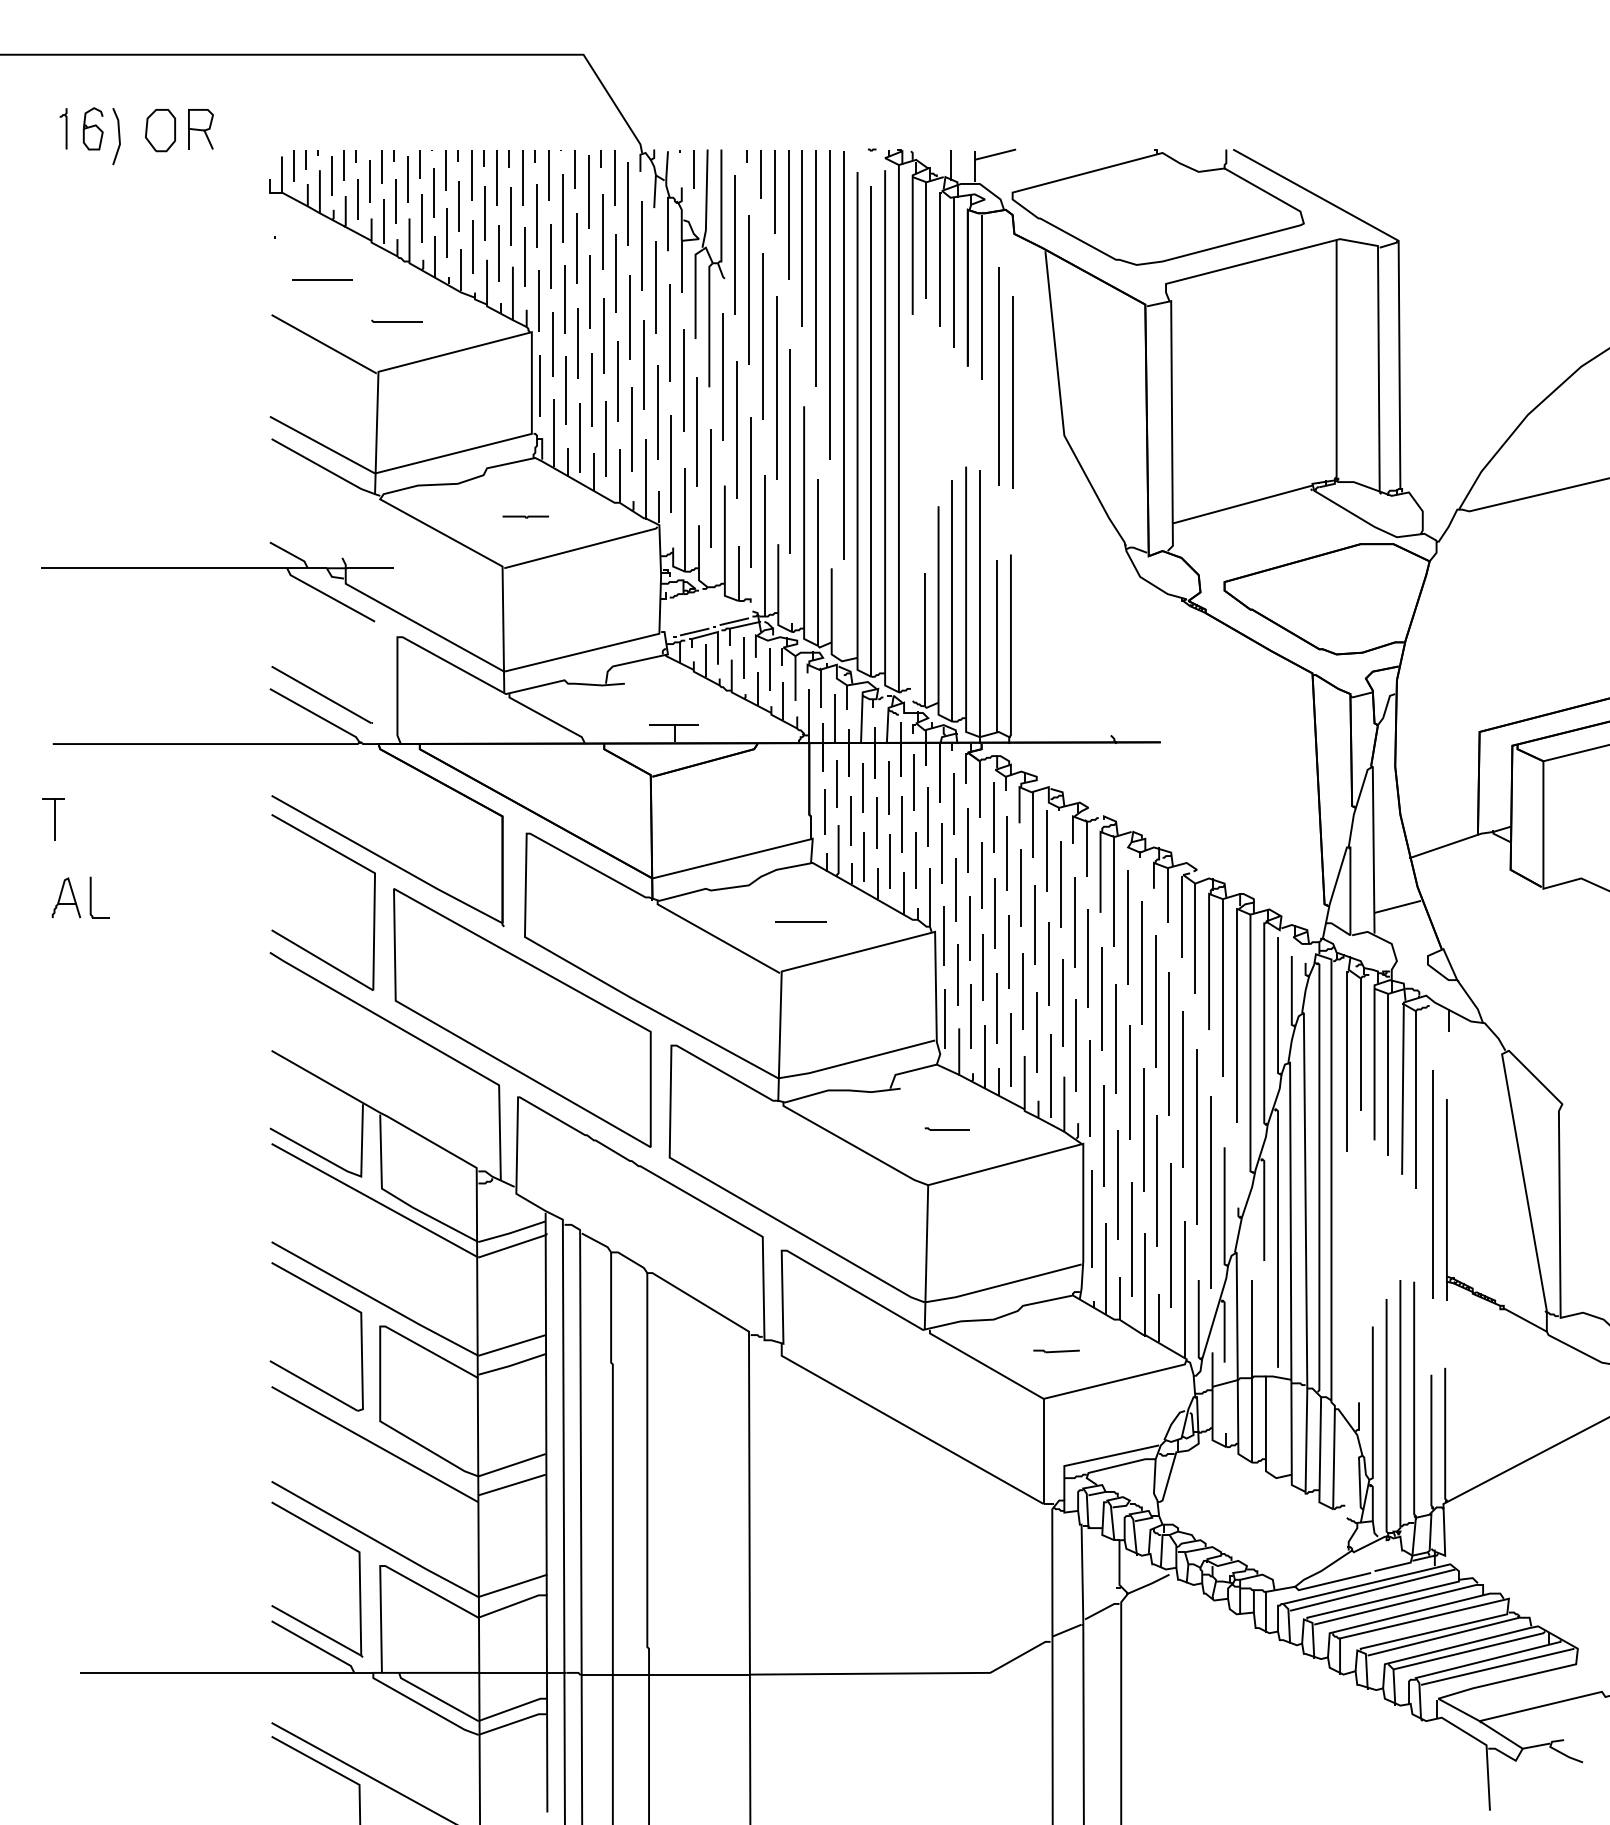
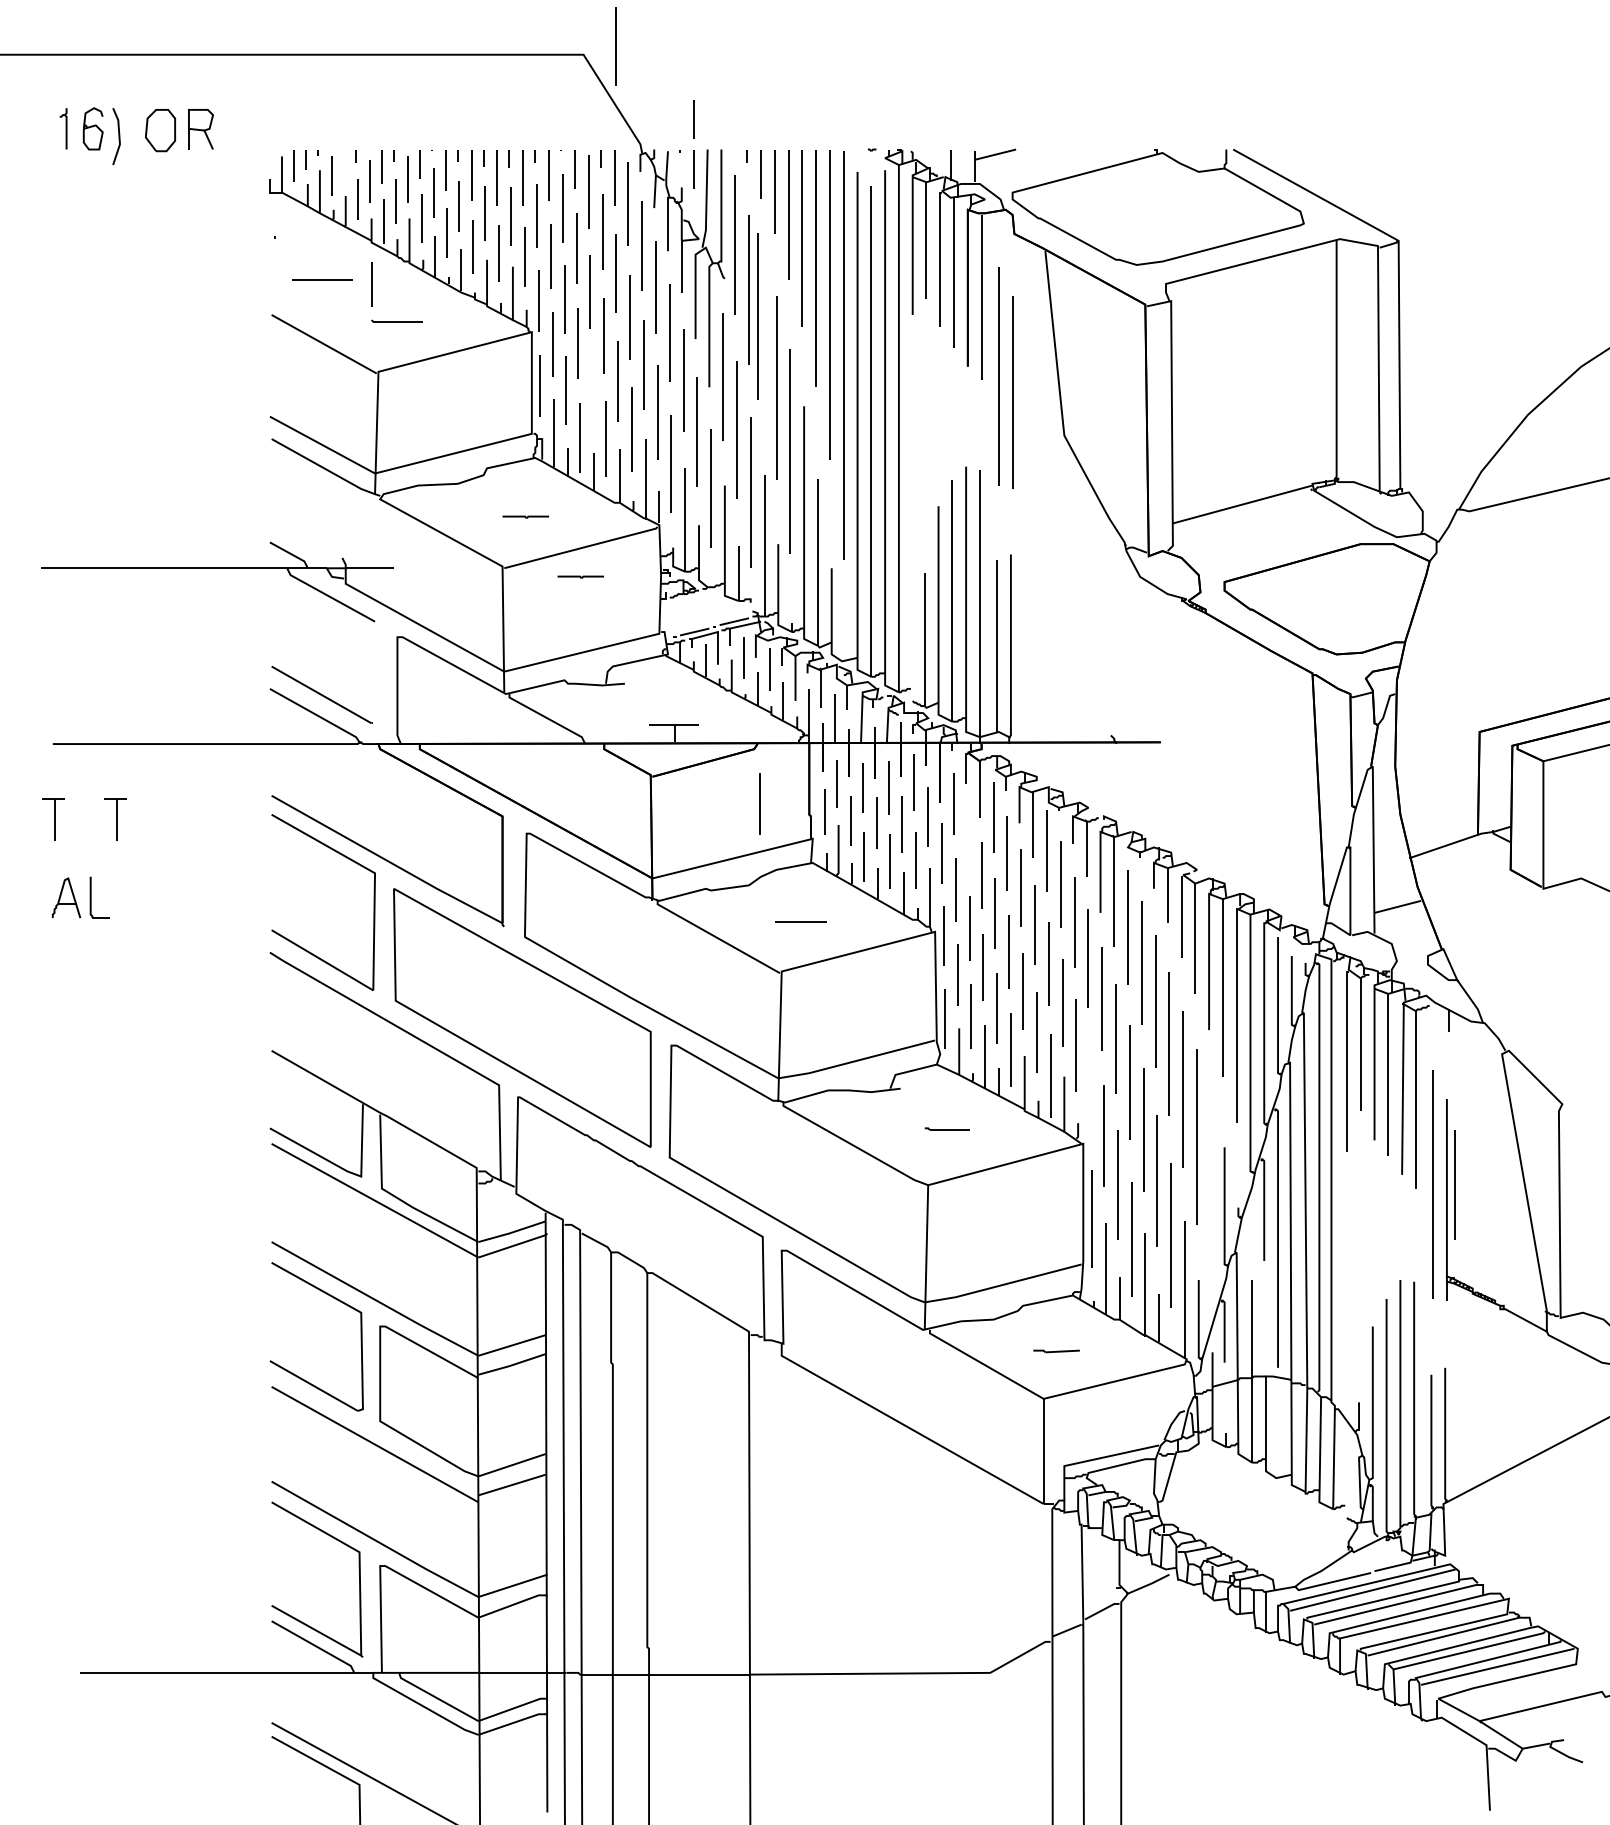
line: none -> present (615, 46)
line: none -> present (693, 119)
line: present -> none (343, 165)
line: none -> present (371, 284)
line position: (762, 336) -> (757, 316) (757, 316)
line: present -> none (591, 389)
line: none -> present (580, 576)
line: none -> present (759, 803)
part: none -> present (115, 819)
line: present -> none (967, 840)
line: present -> none (1089, 1088)
line: none -> present (1454, 1184)
line: present -> none (1210, 1192)
